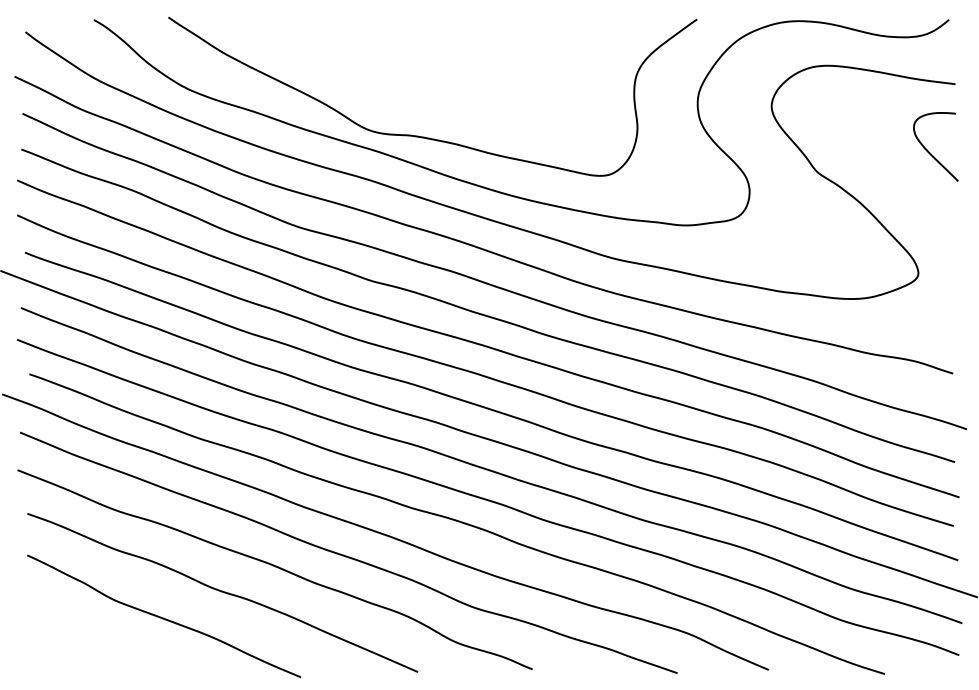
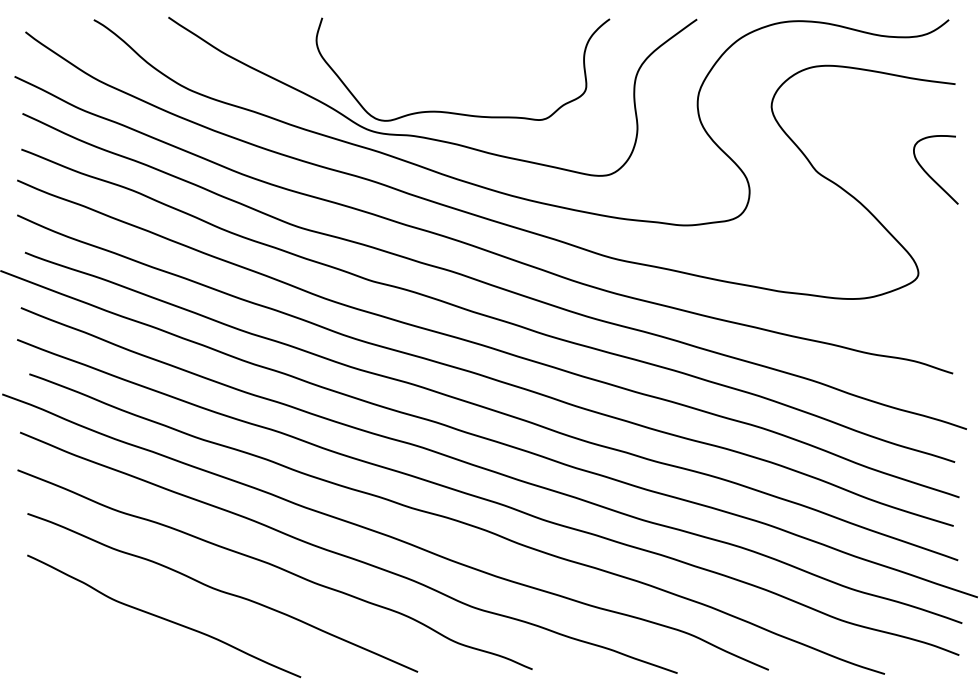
curve: none -> present (456, 112)
curve position: (929, 151) -> (929, 174) (929, 174)
